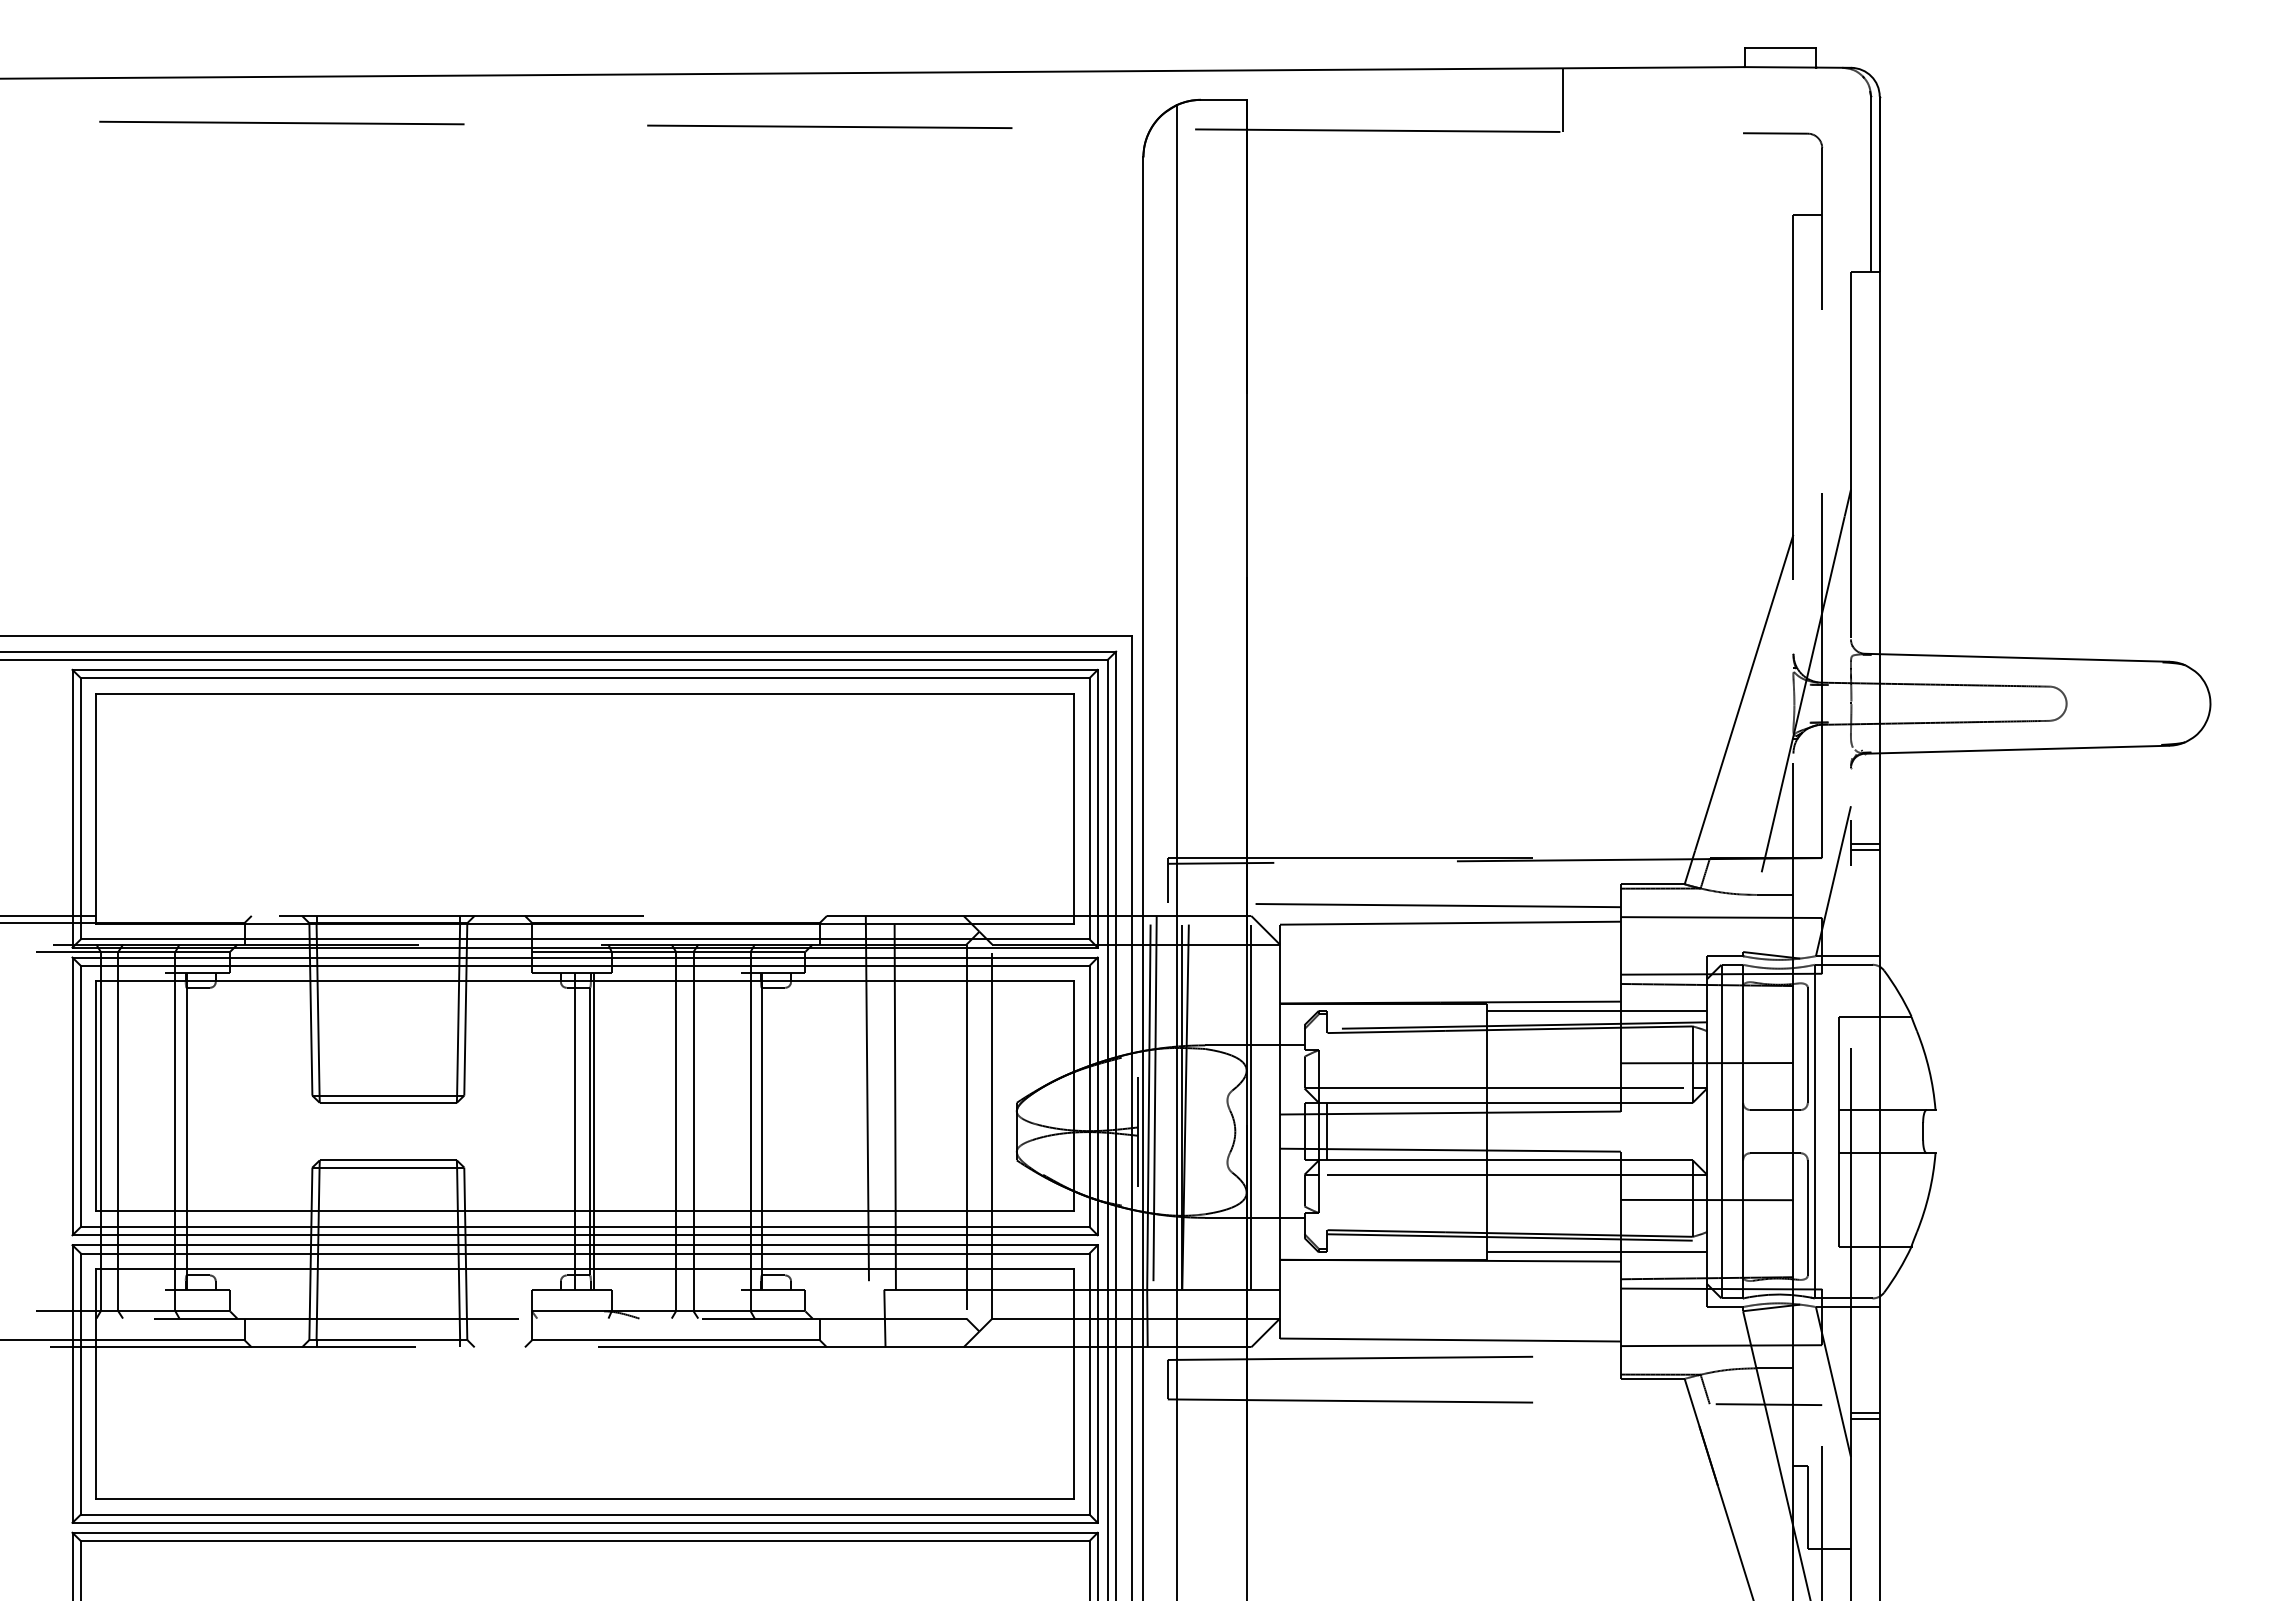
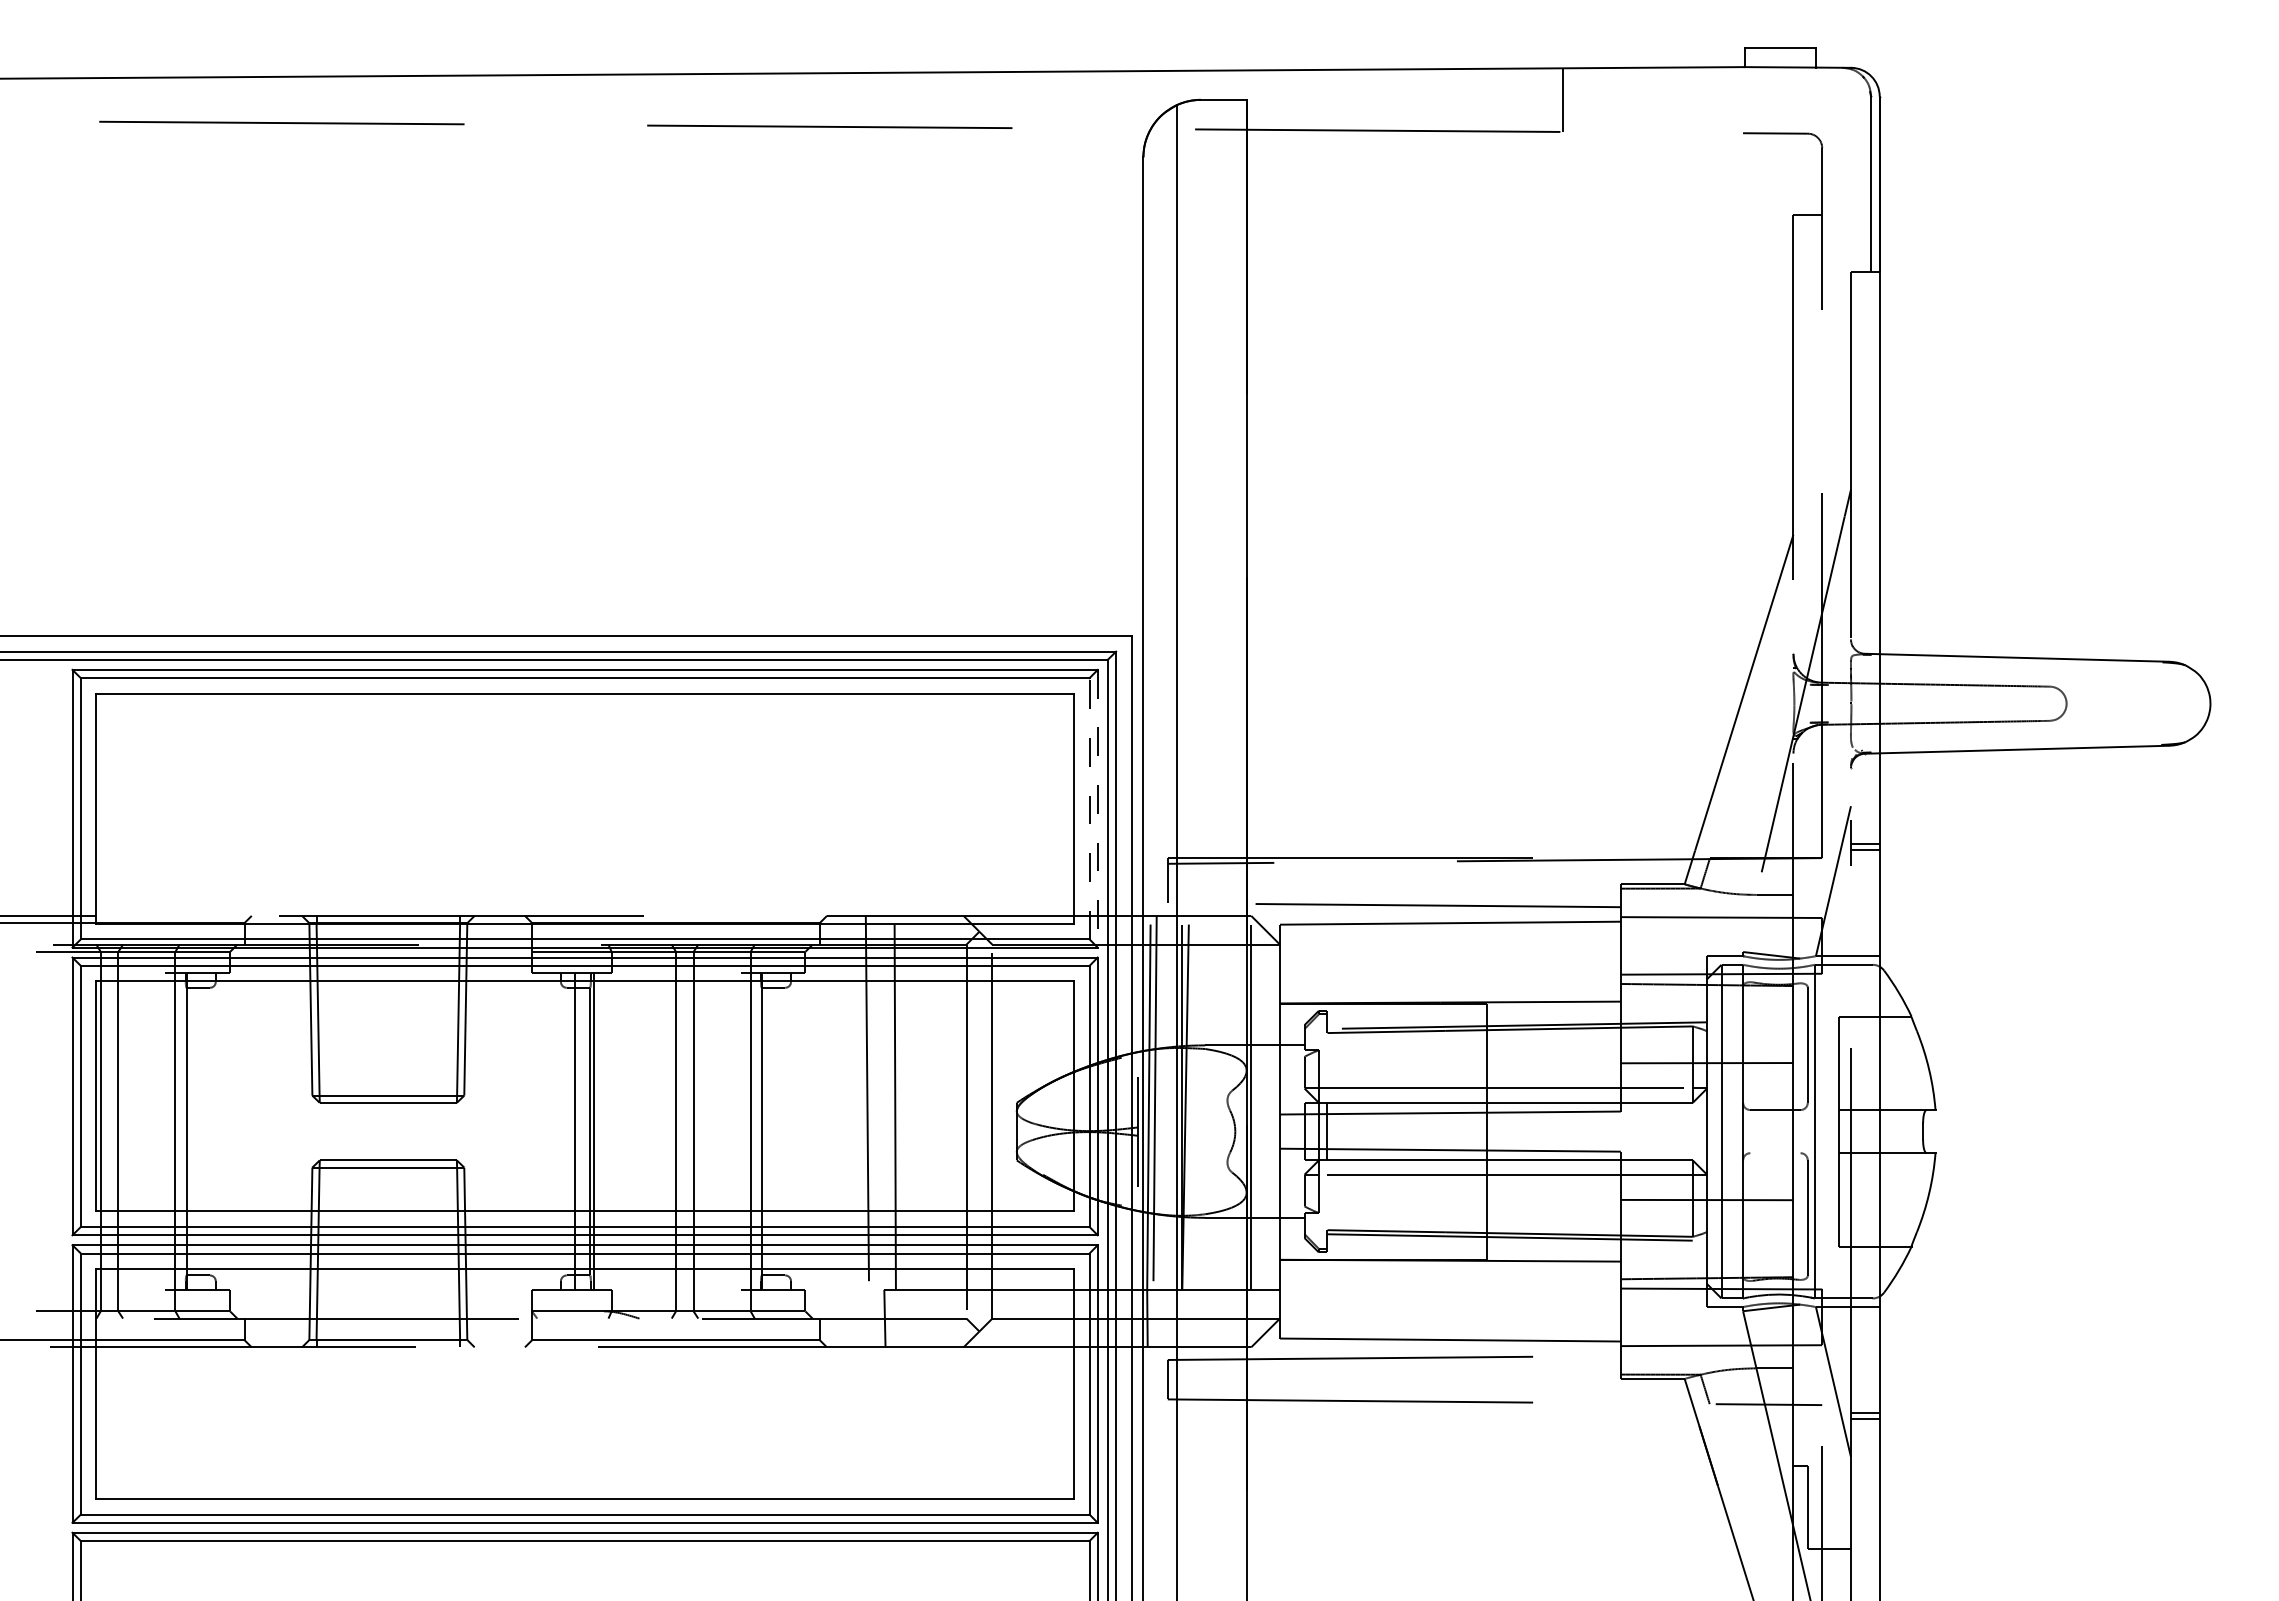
line: solid -> dashed (1089, 808)
line: solid -> dashed (1097, 808)
line: present -> none (1597, 1010)
line: present -> none (1775, 1153)
line: present -> none (1597, 1252)
